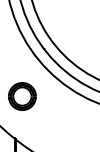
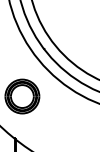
part size: 29x29 px -> 37x37 px (22, 96)
